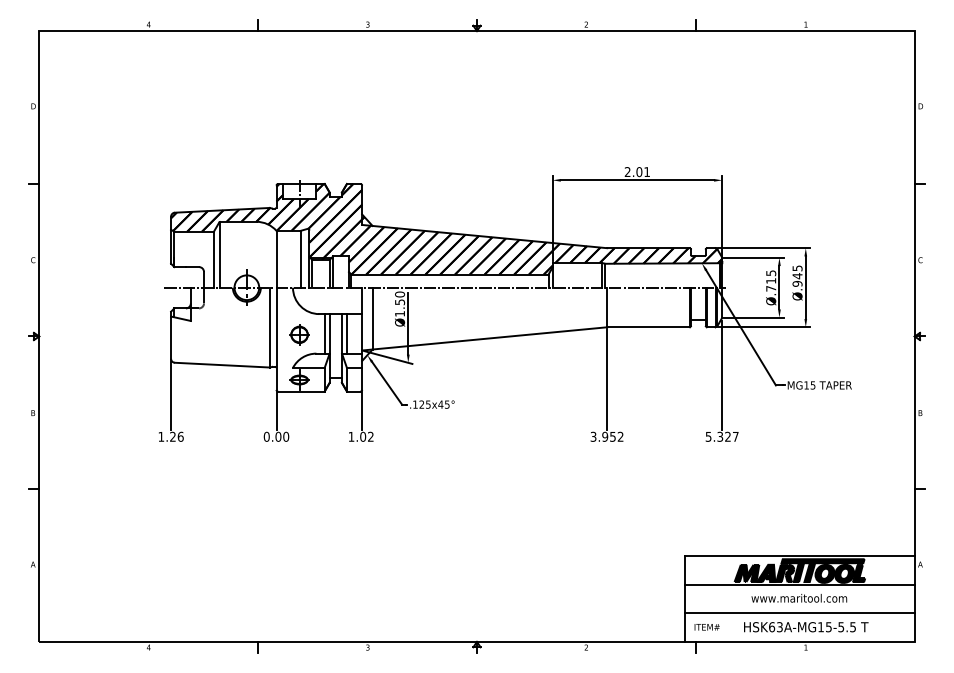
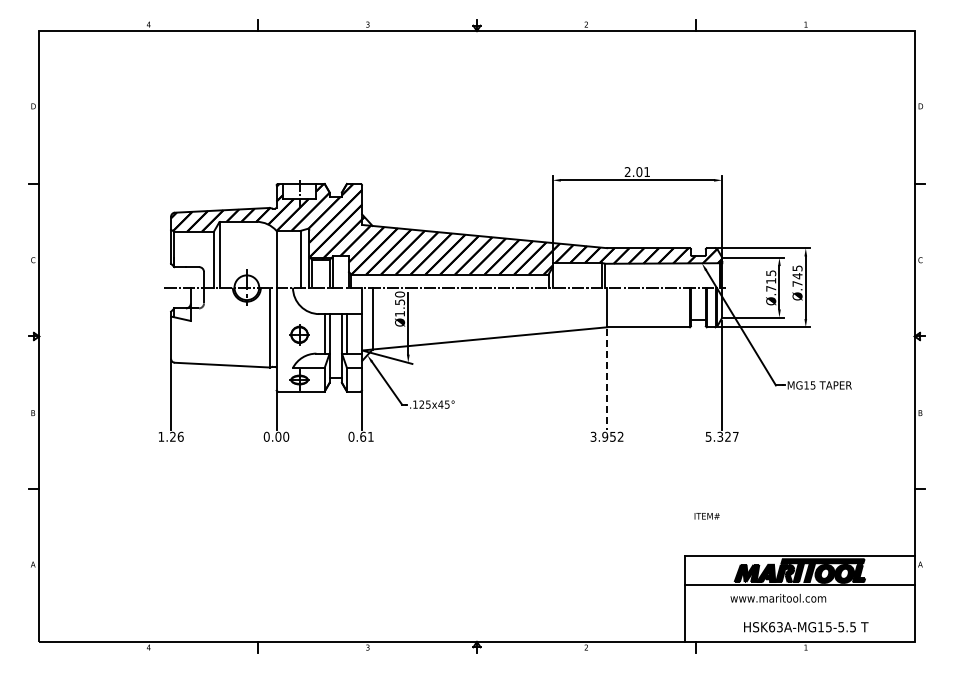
text: Ø.945 -> Ø.745 (797, 283)
line: solid -> dashed (607, 380)
text: 1.02 -> 0.61 (360, 436)
text position: (799, 598) -> (778, 598) (778, 598)
line: present -> none (799, 613)
text position: (706, 627) -> (706, 516) (706, 516)
